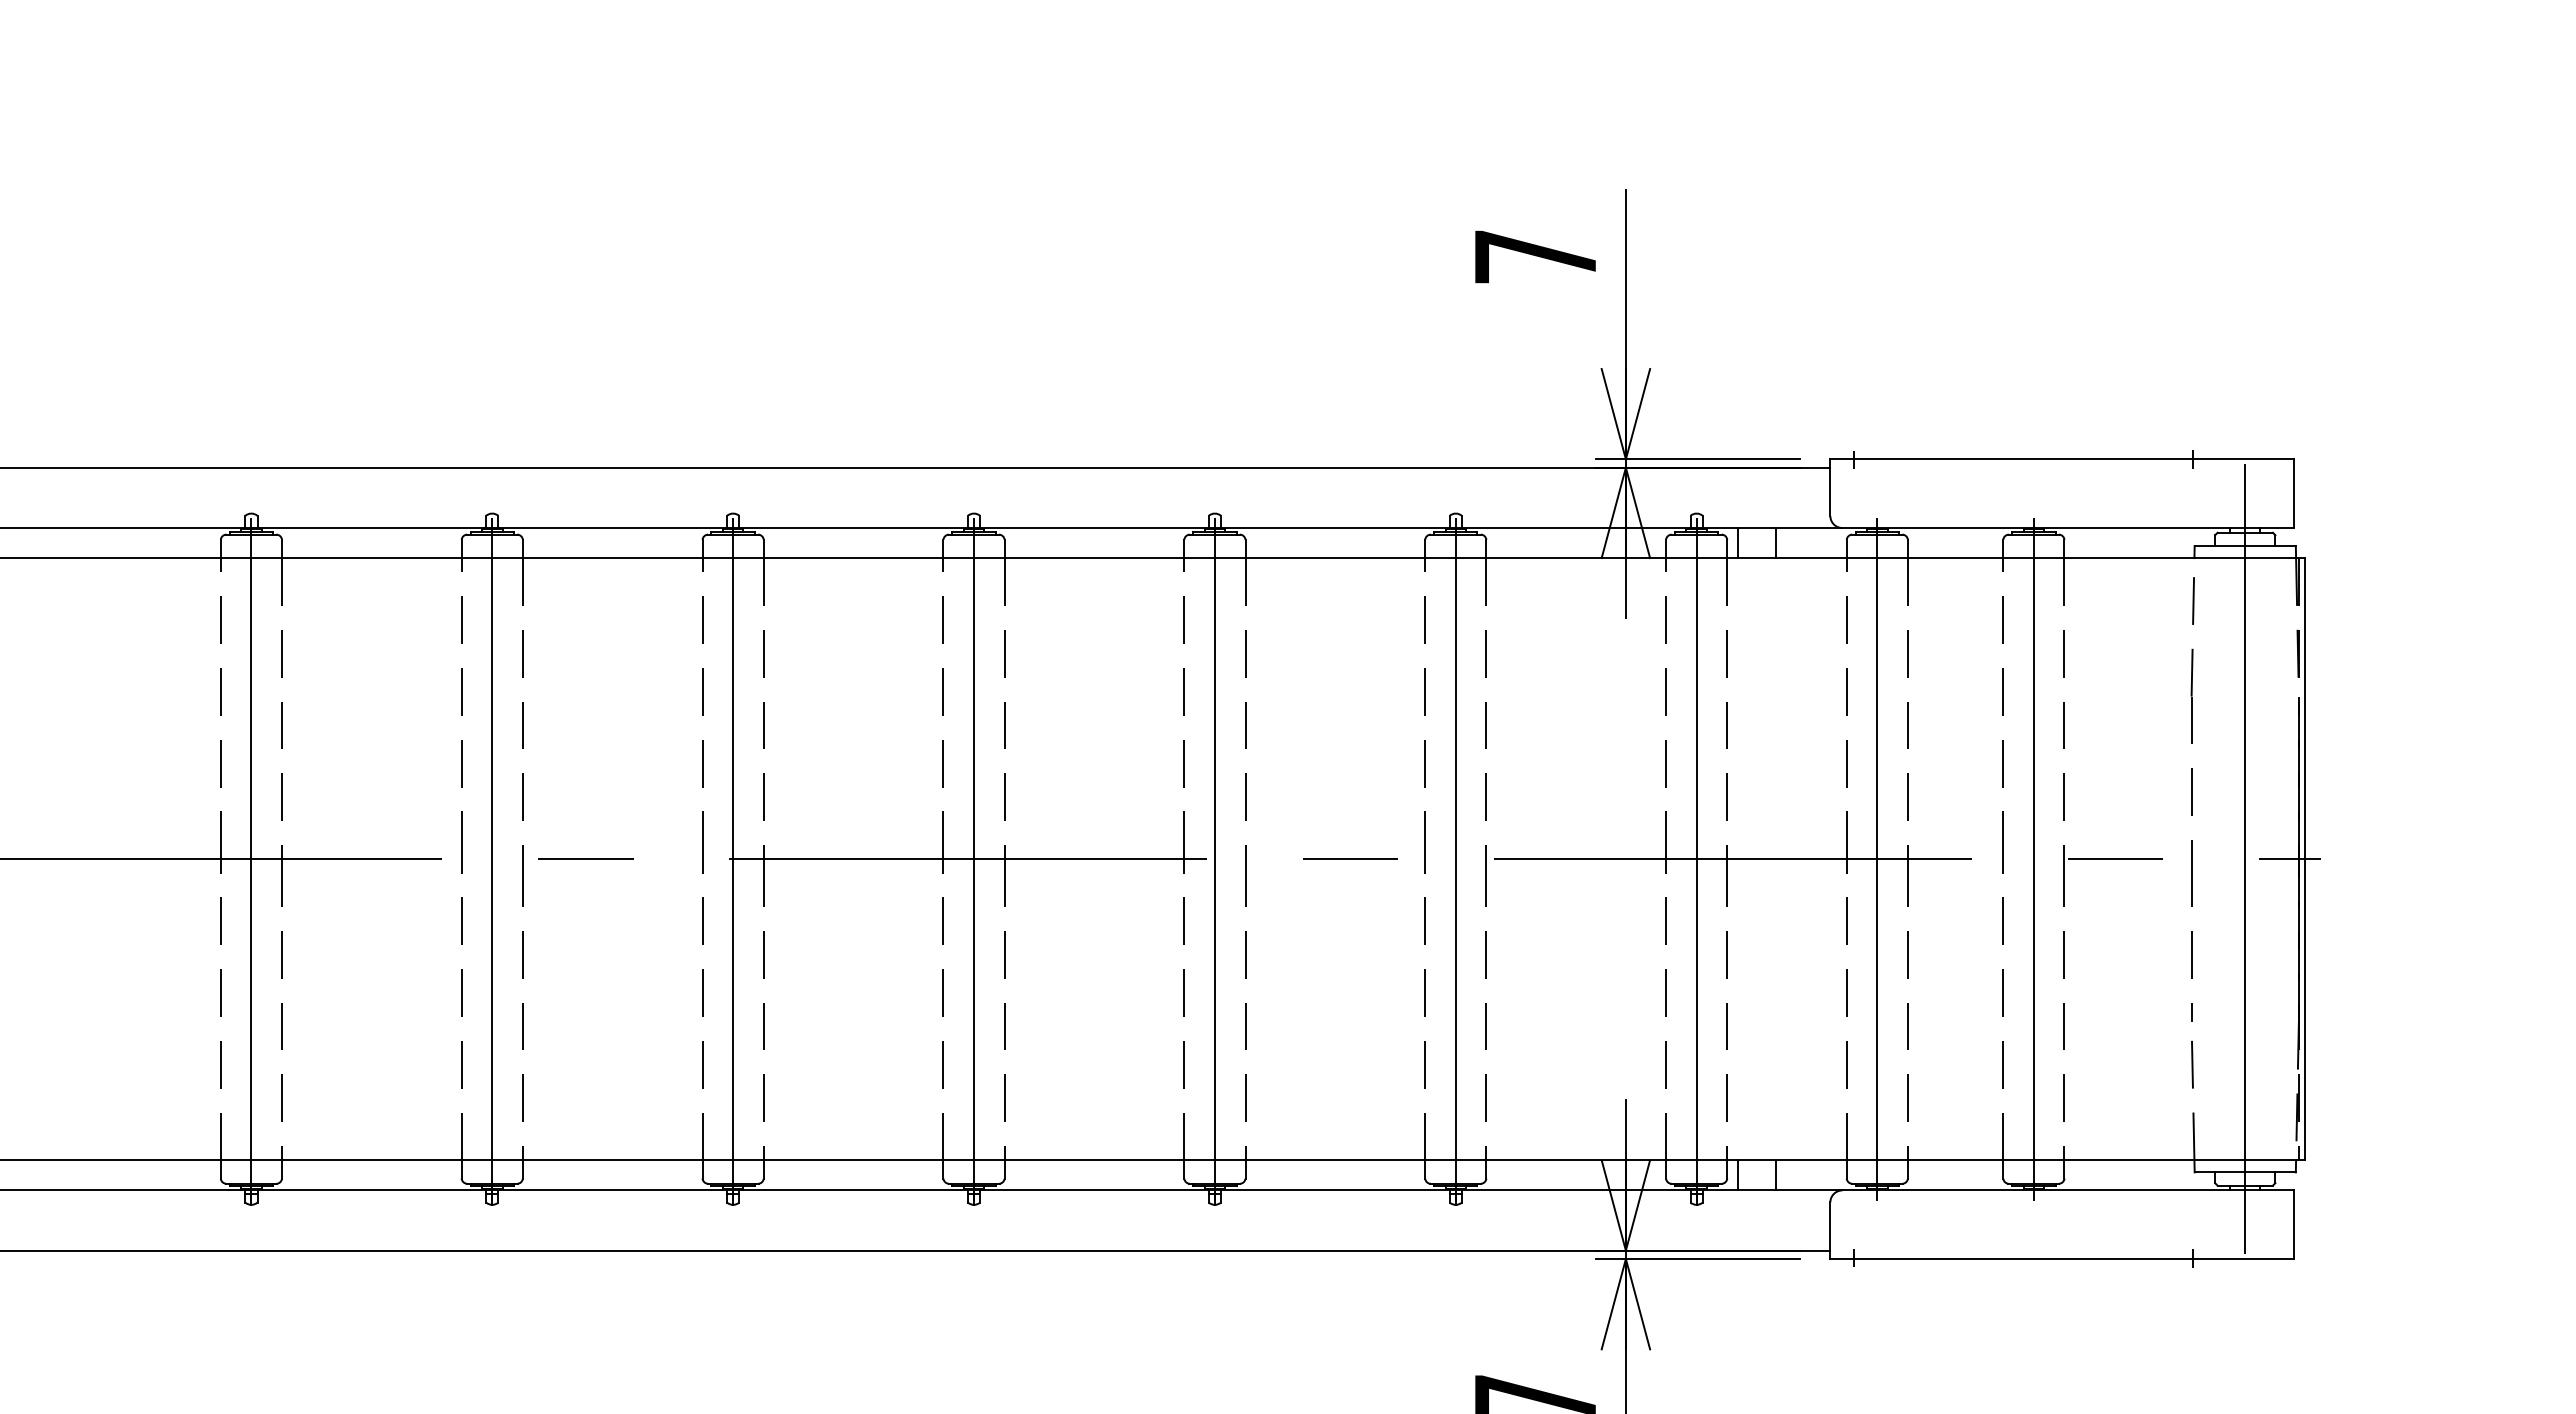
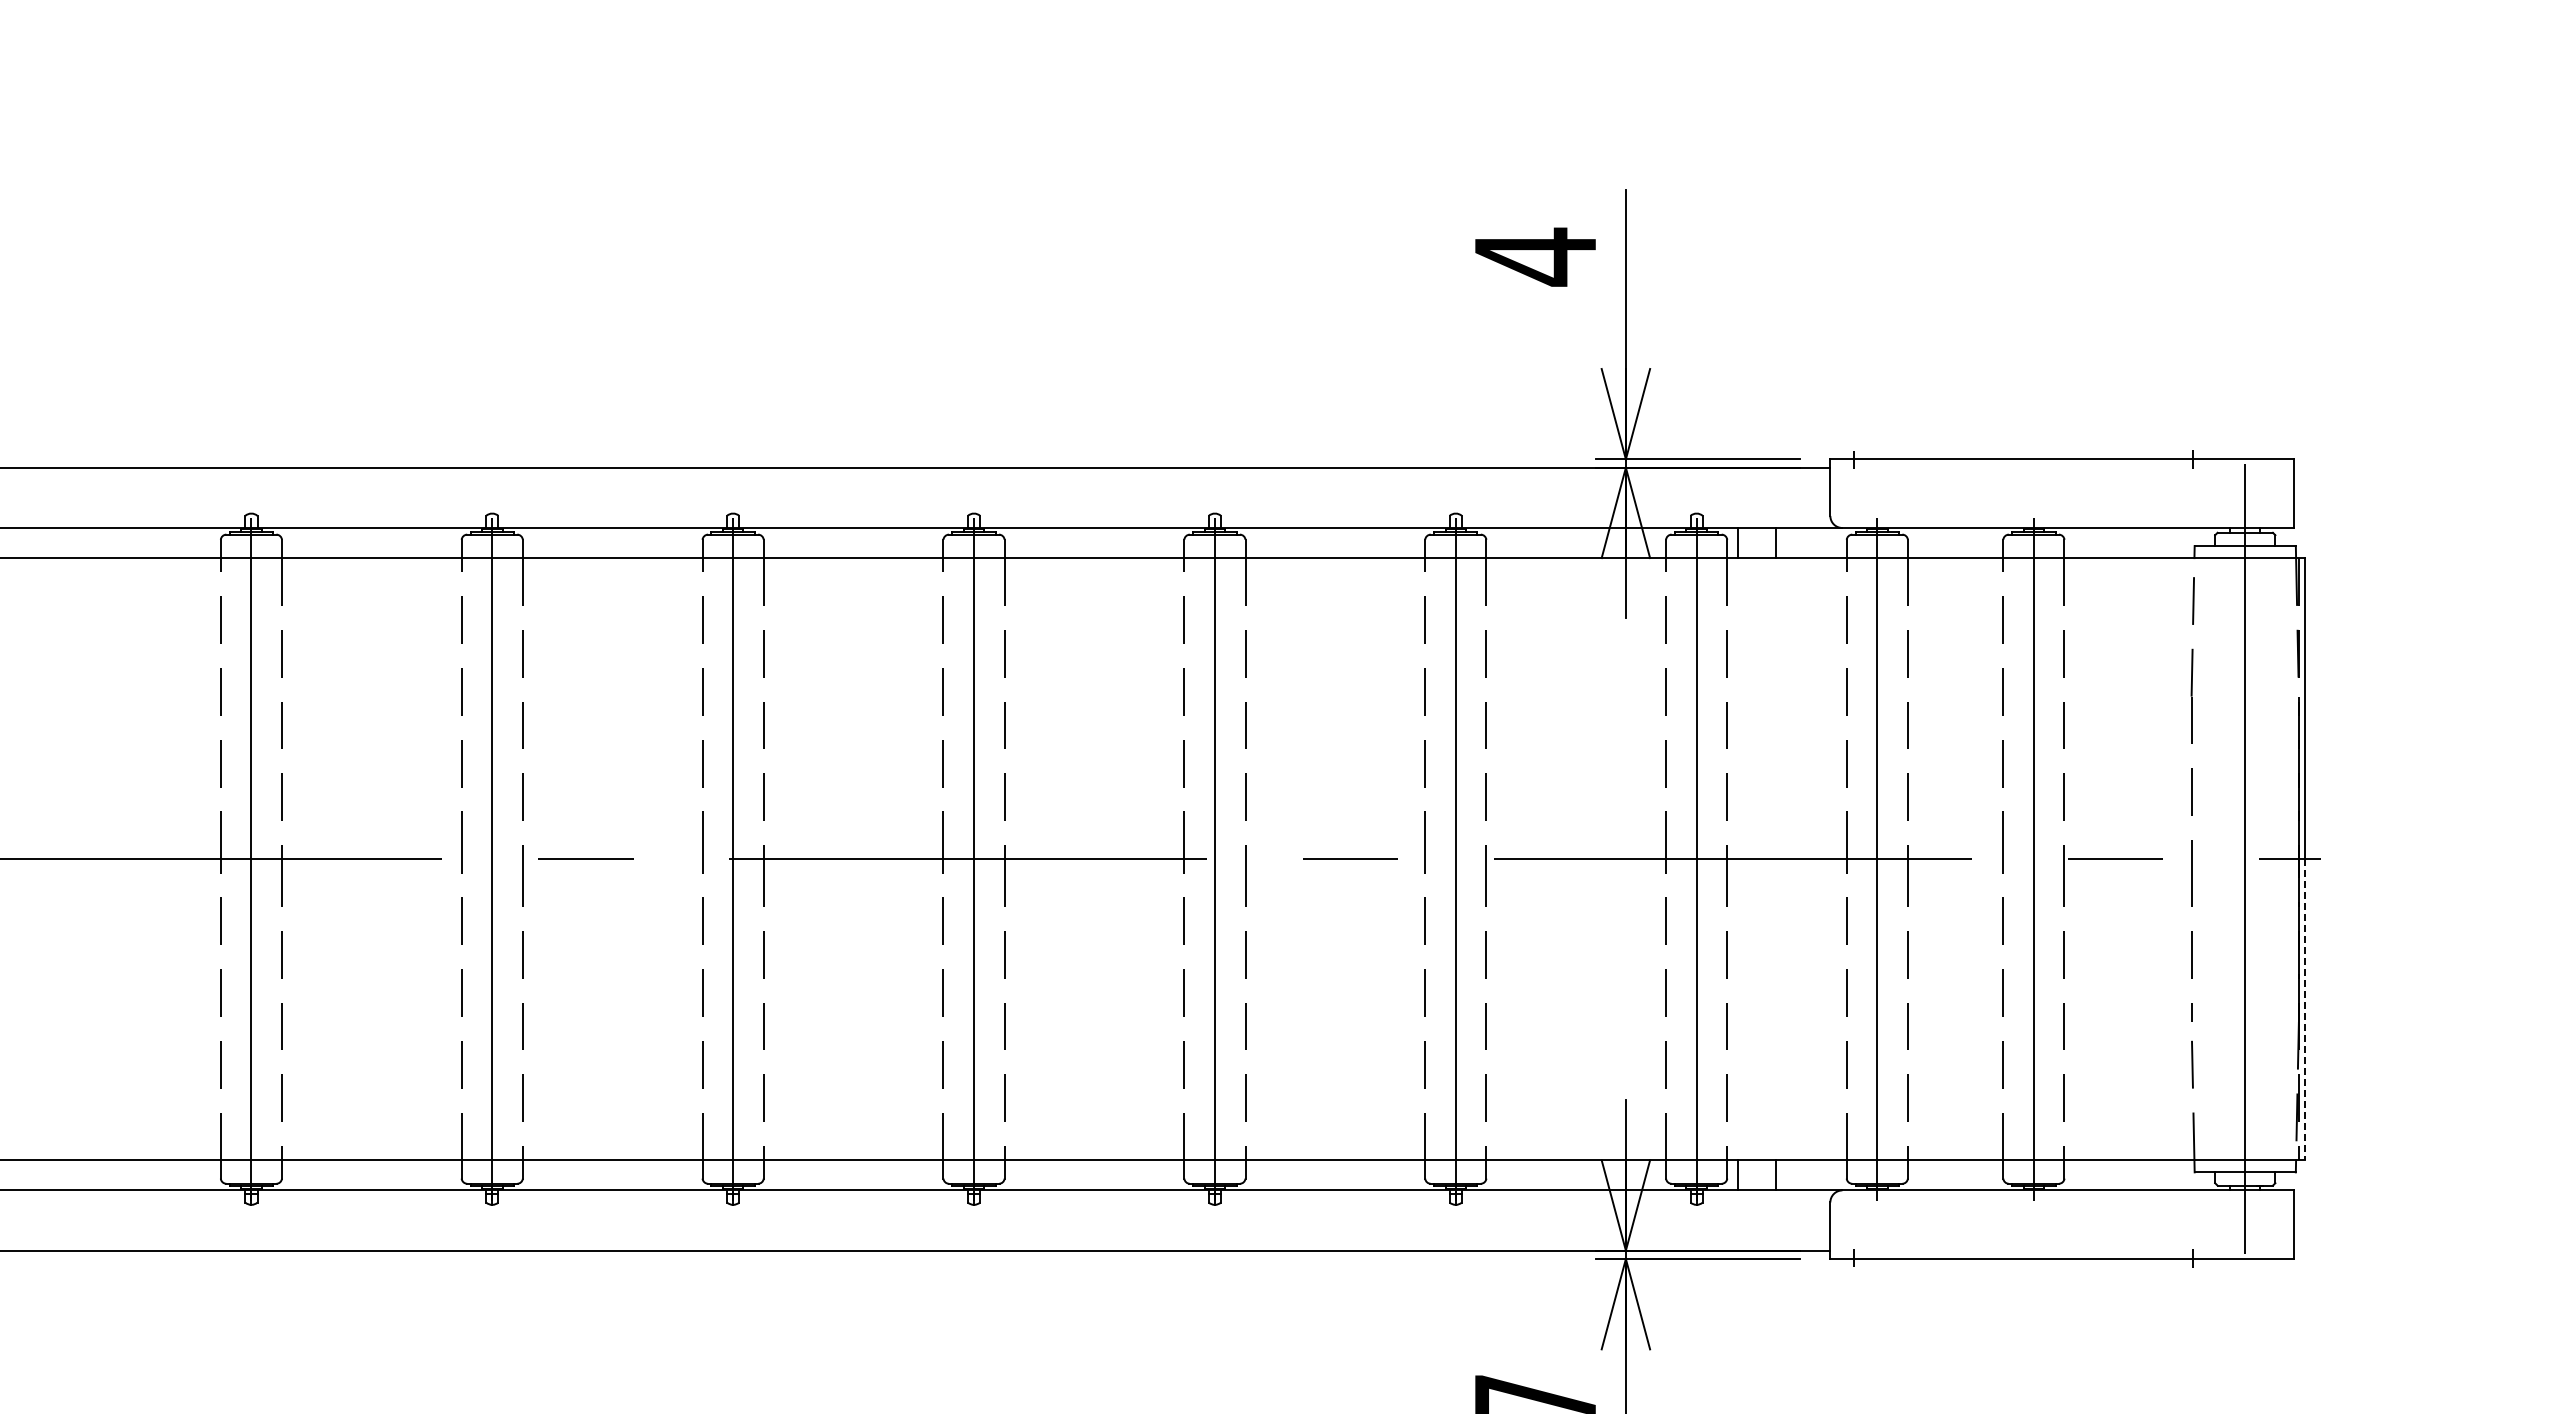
text: 7 -> 4 (1535, 256)
line: solid -> dashed (2304, 1009)
